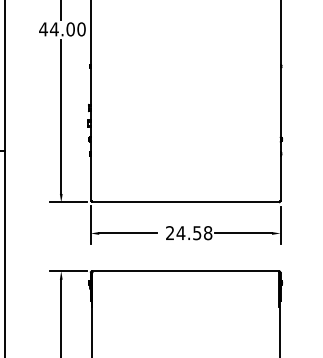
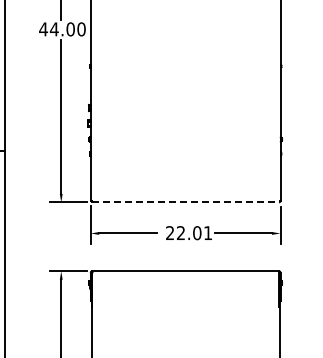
line: solid -> dashed (186, 202)
text: 24.58 -> 22.01 (194, 233)
